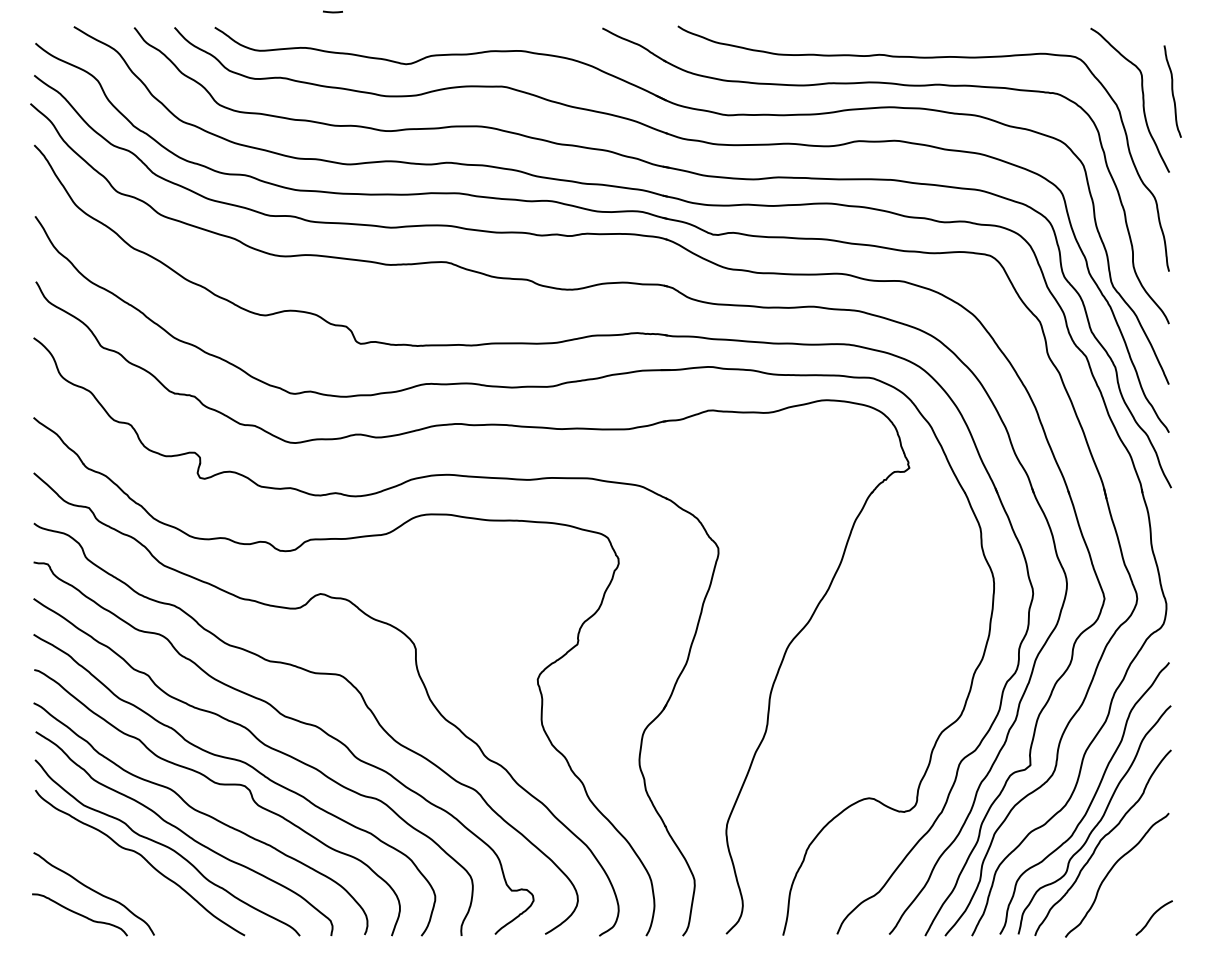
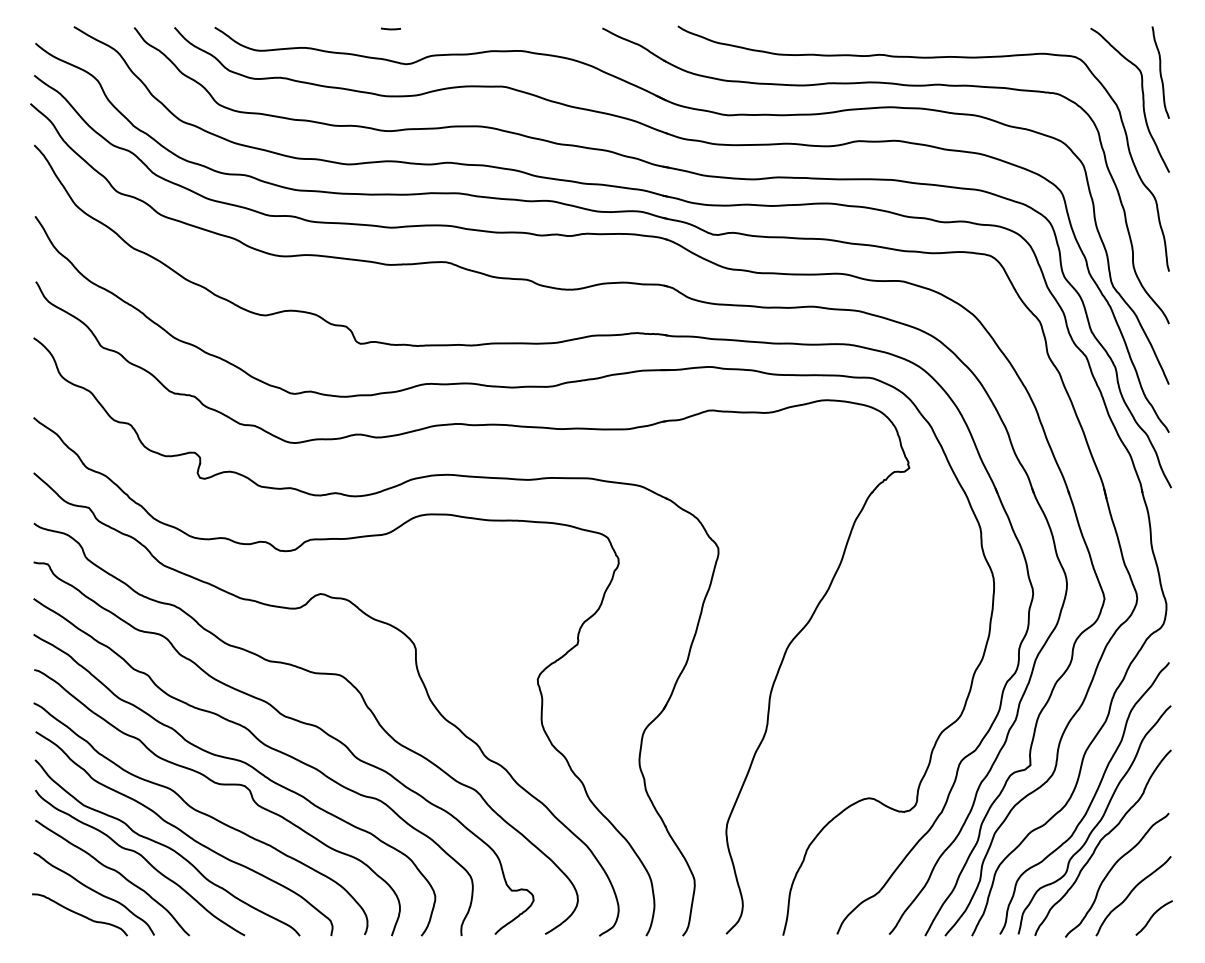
line position: (332, 11) -> (390, 28) (390, 28)
curve position: (1172, 91) -> (1160, 72) (1160, 72)
curve: none -> present (114, 871)
curve: none -> present (1131, 893)
